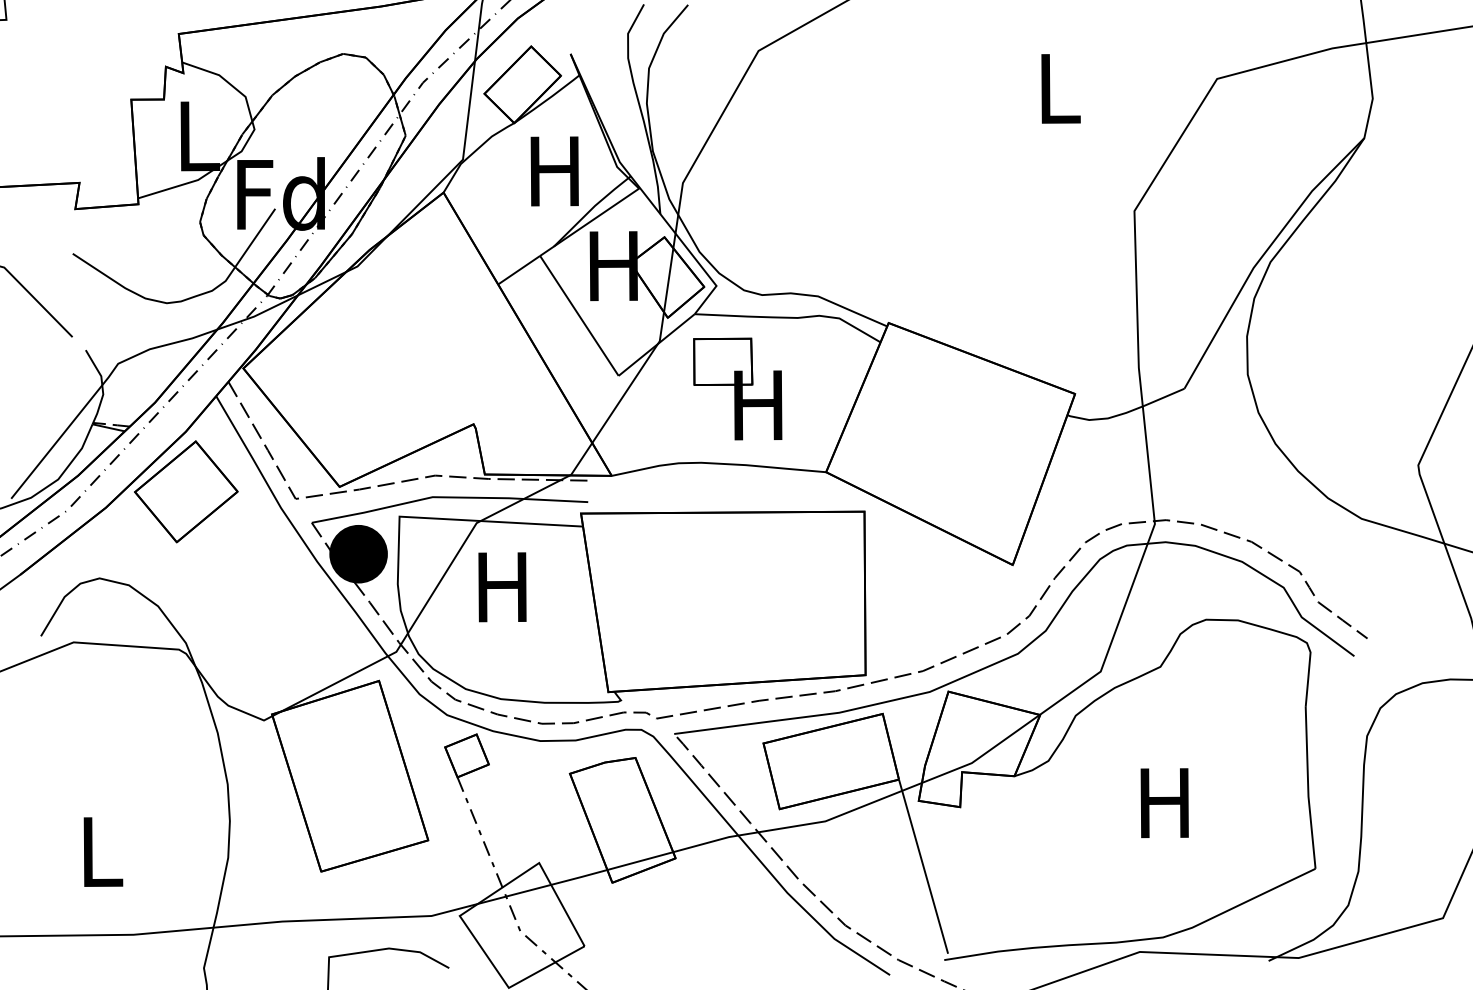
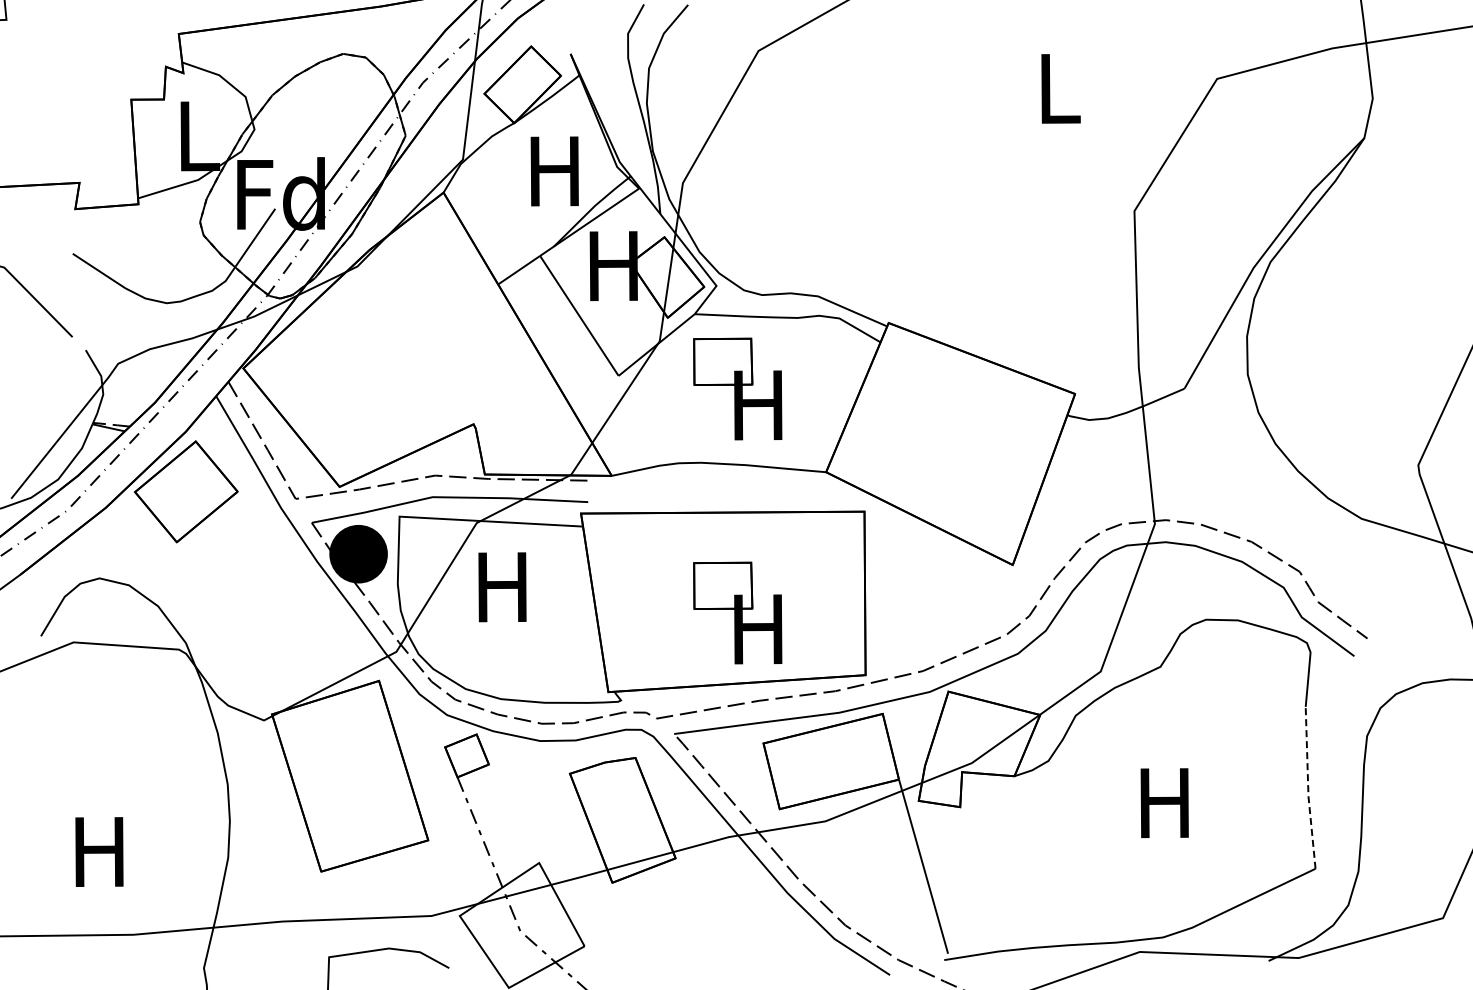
part: none -> present (737, 612)
line: solid -> dashed (1308, 788)
text: L -> H (99, 851)
